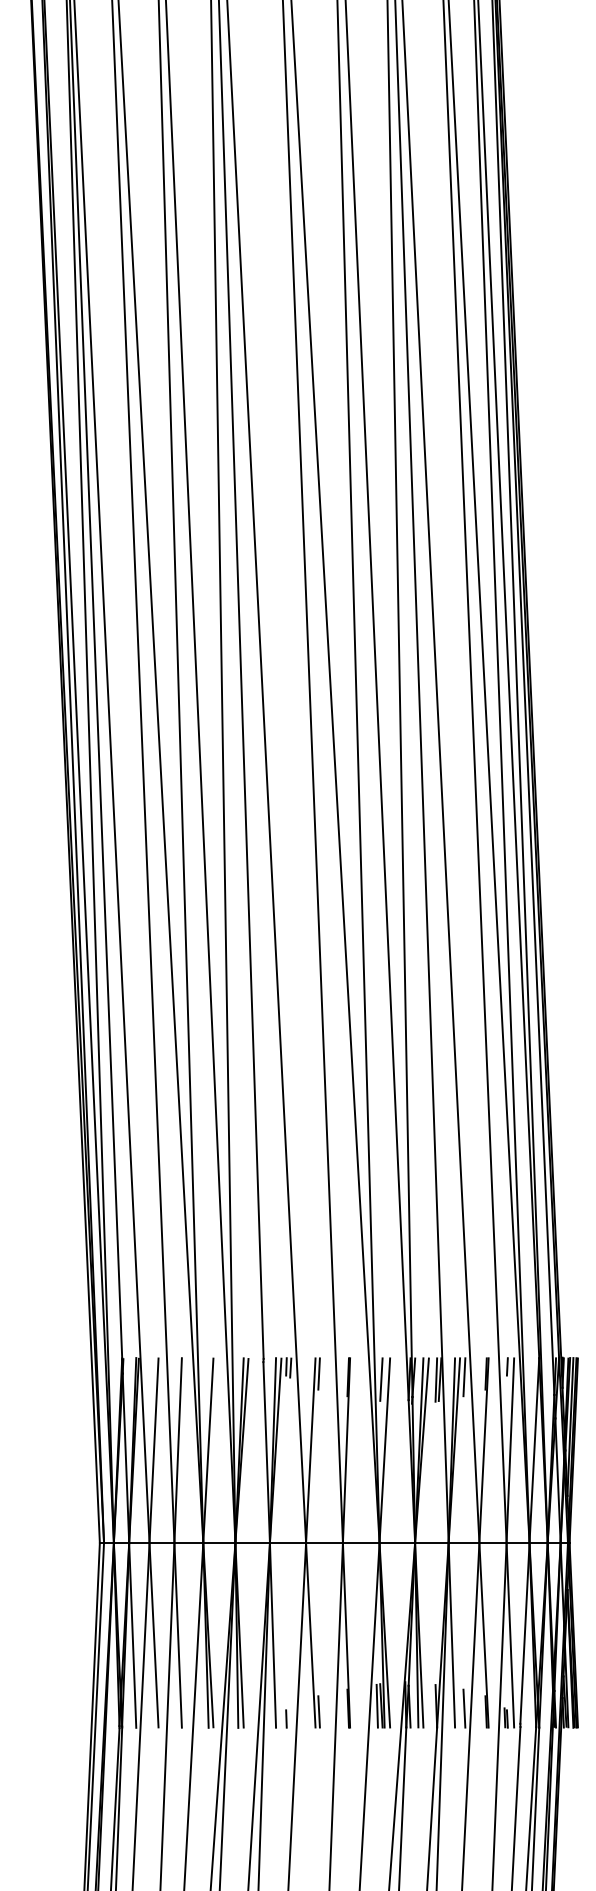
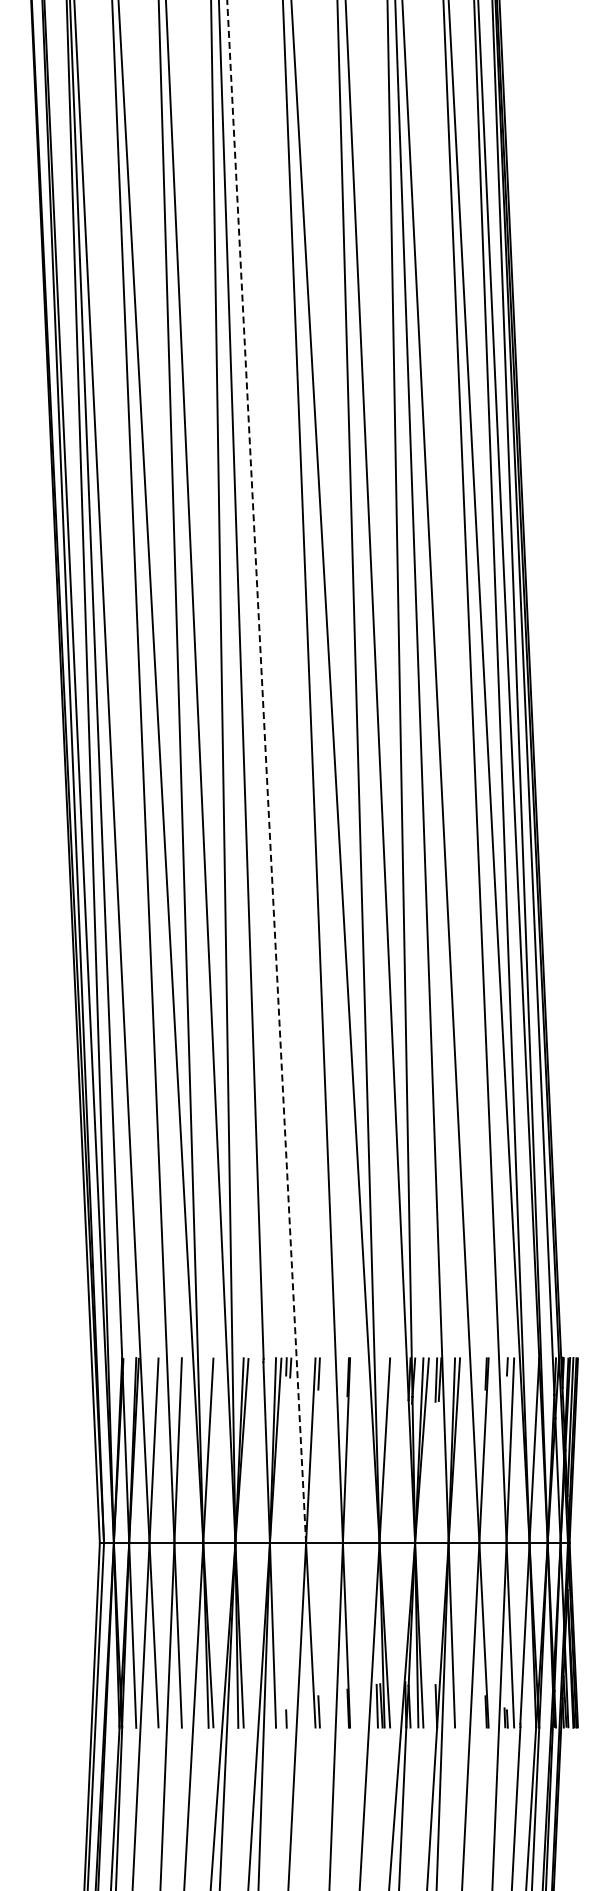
line: solid -> dashed (266, 771)
line: present -> none (464, 1377)
line: present -> none (381, 1379)
line: present -> none (464, 1708)
